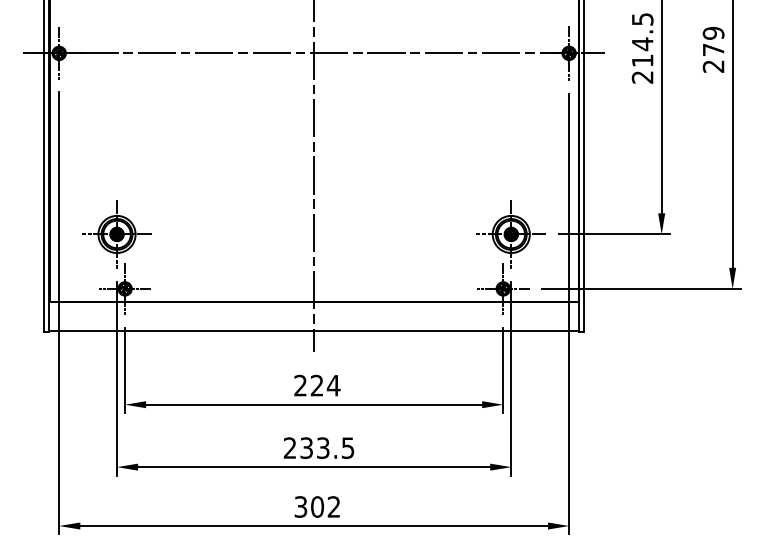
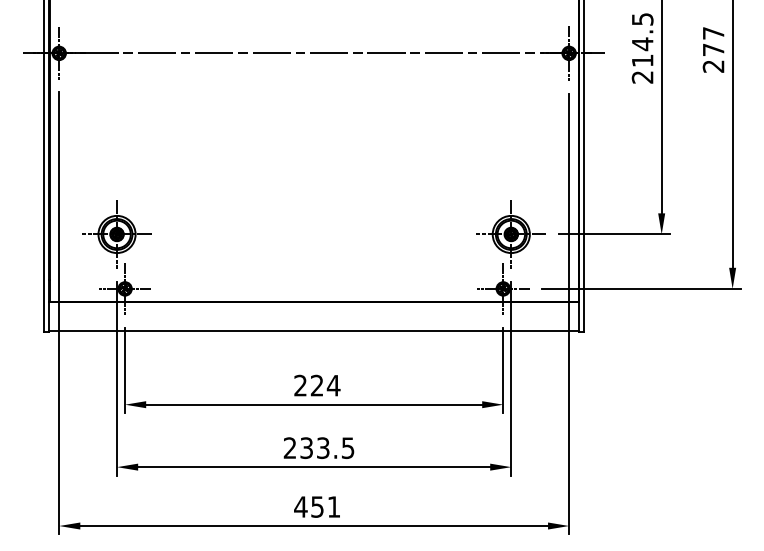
text: 279 -> 277 (713, 33)
line: present -> none (314, 177)
text: 302 -> 451 (316, 506)
